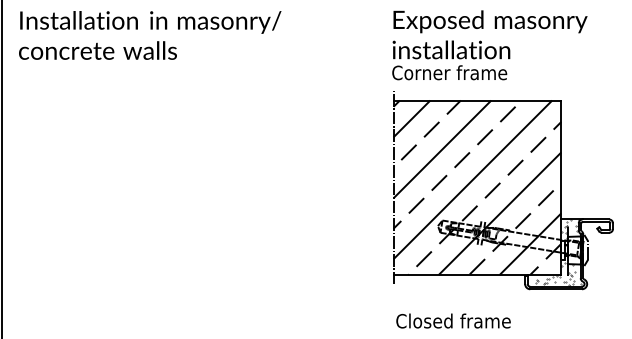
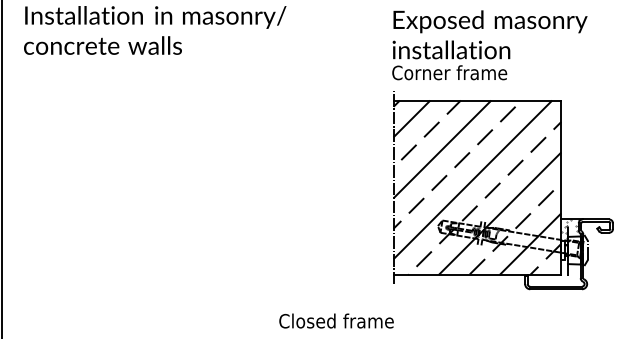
text position: (150, 35) -> (155, 30) (155, 30)
hatch: present -> none (557, 274)
text position: (453, 320) -> (336, 320) (336, 320)
